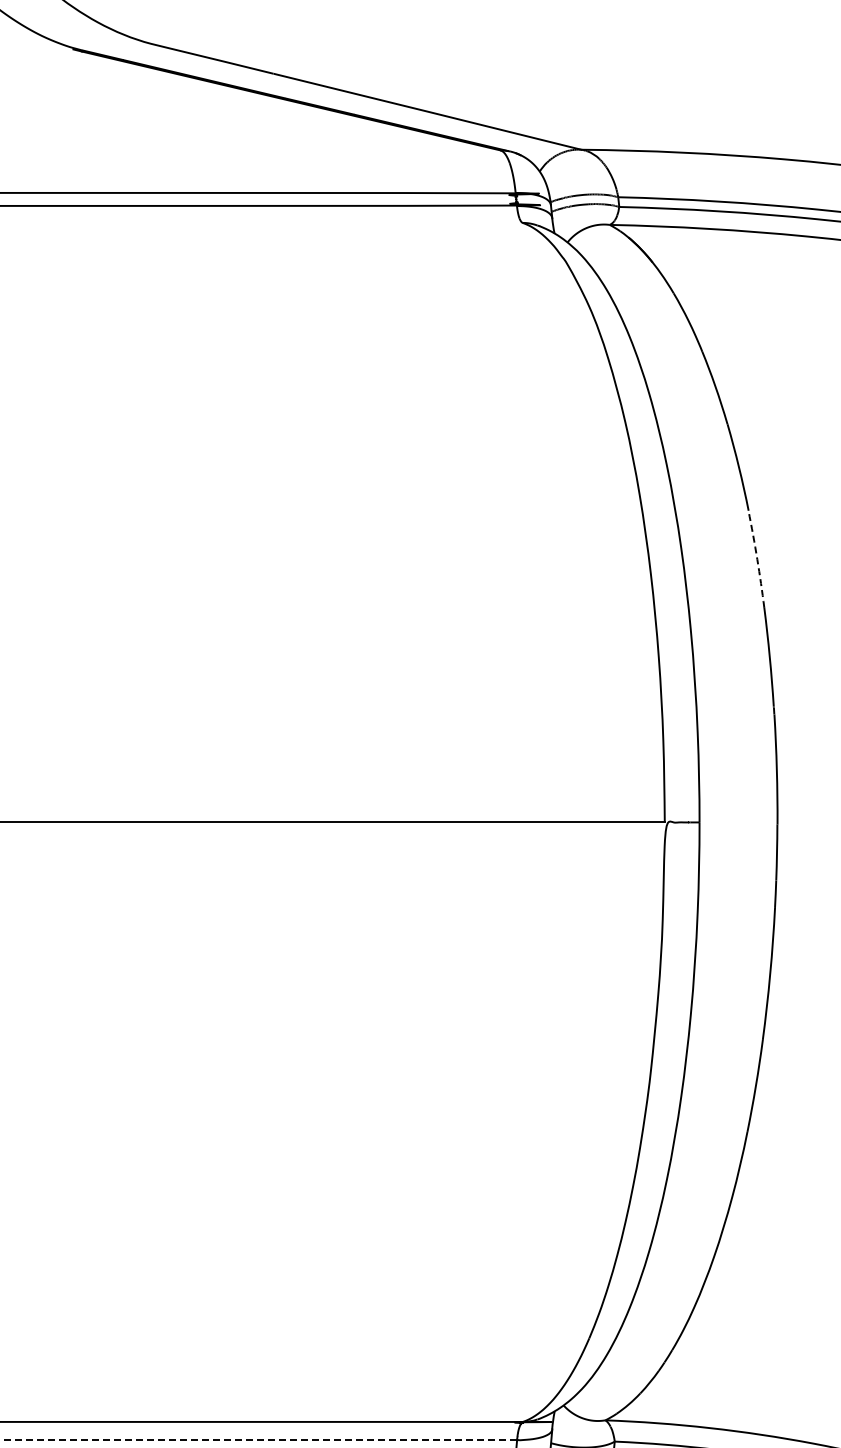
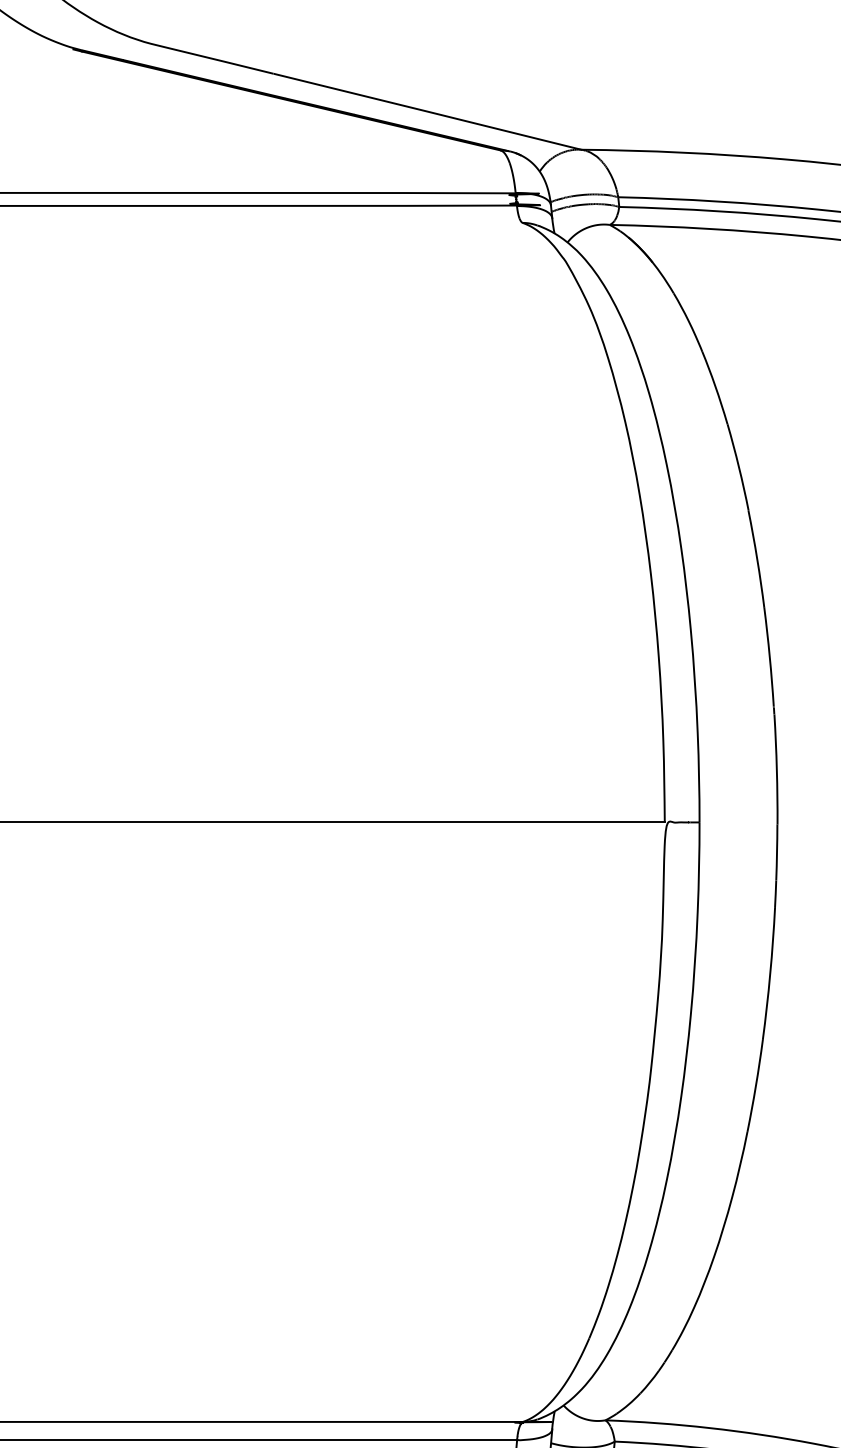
arc: dashed -> solid (757, 559)
line: dashed -> solid (258, 1440)
